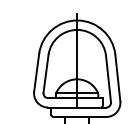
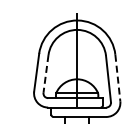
line: solid -> dashed (45, 74)
line: solid -> dashed (117, 78)
